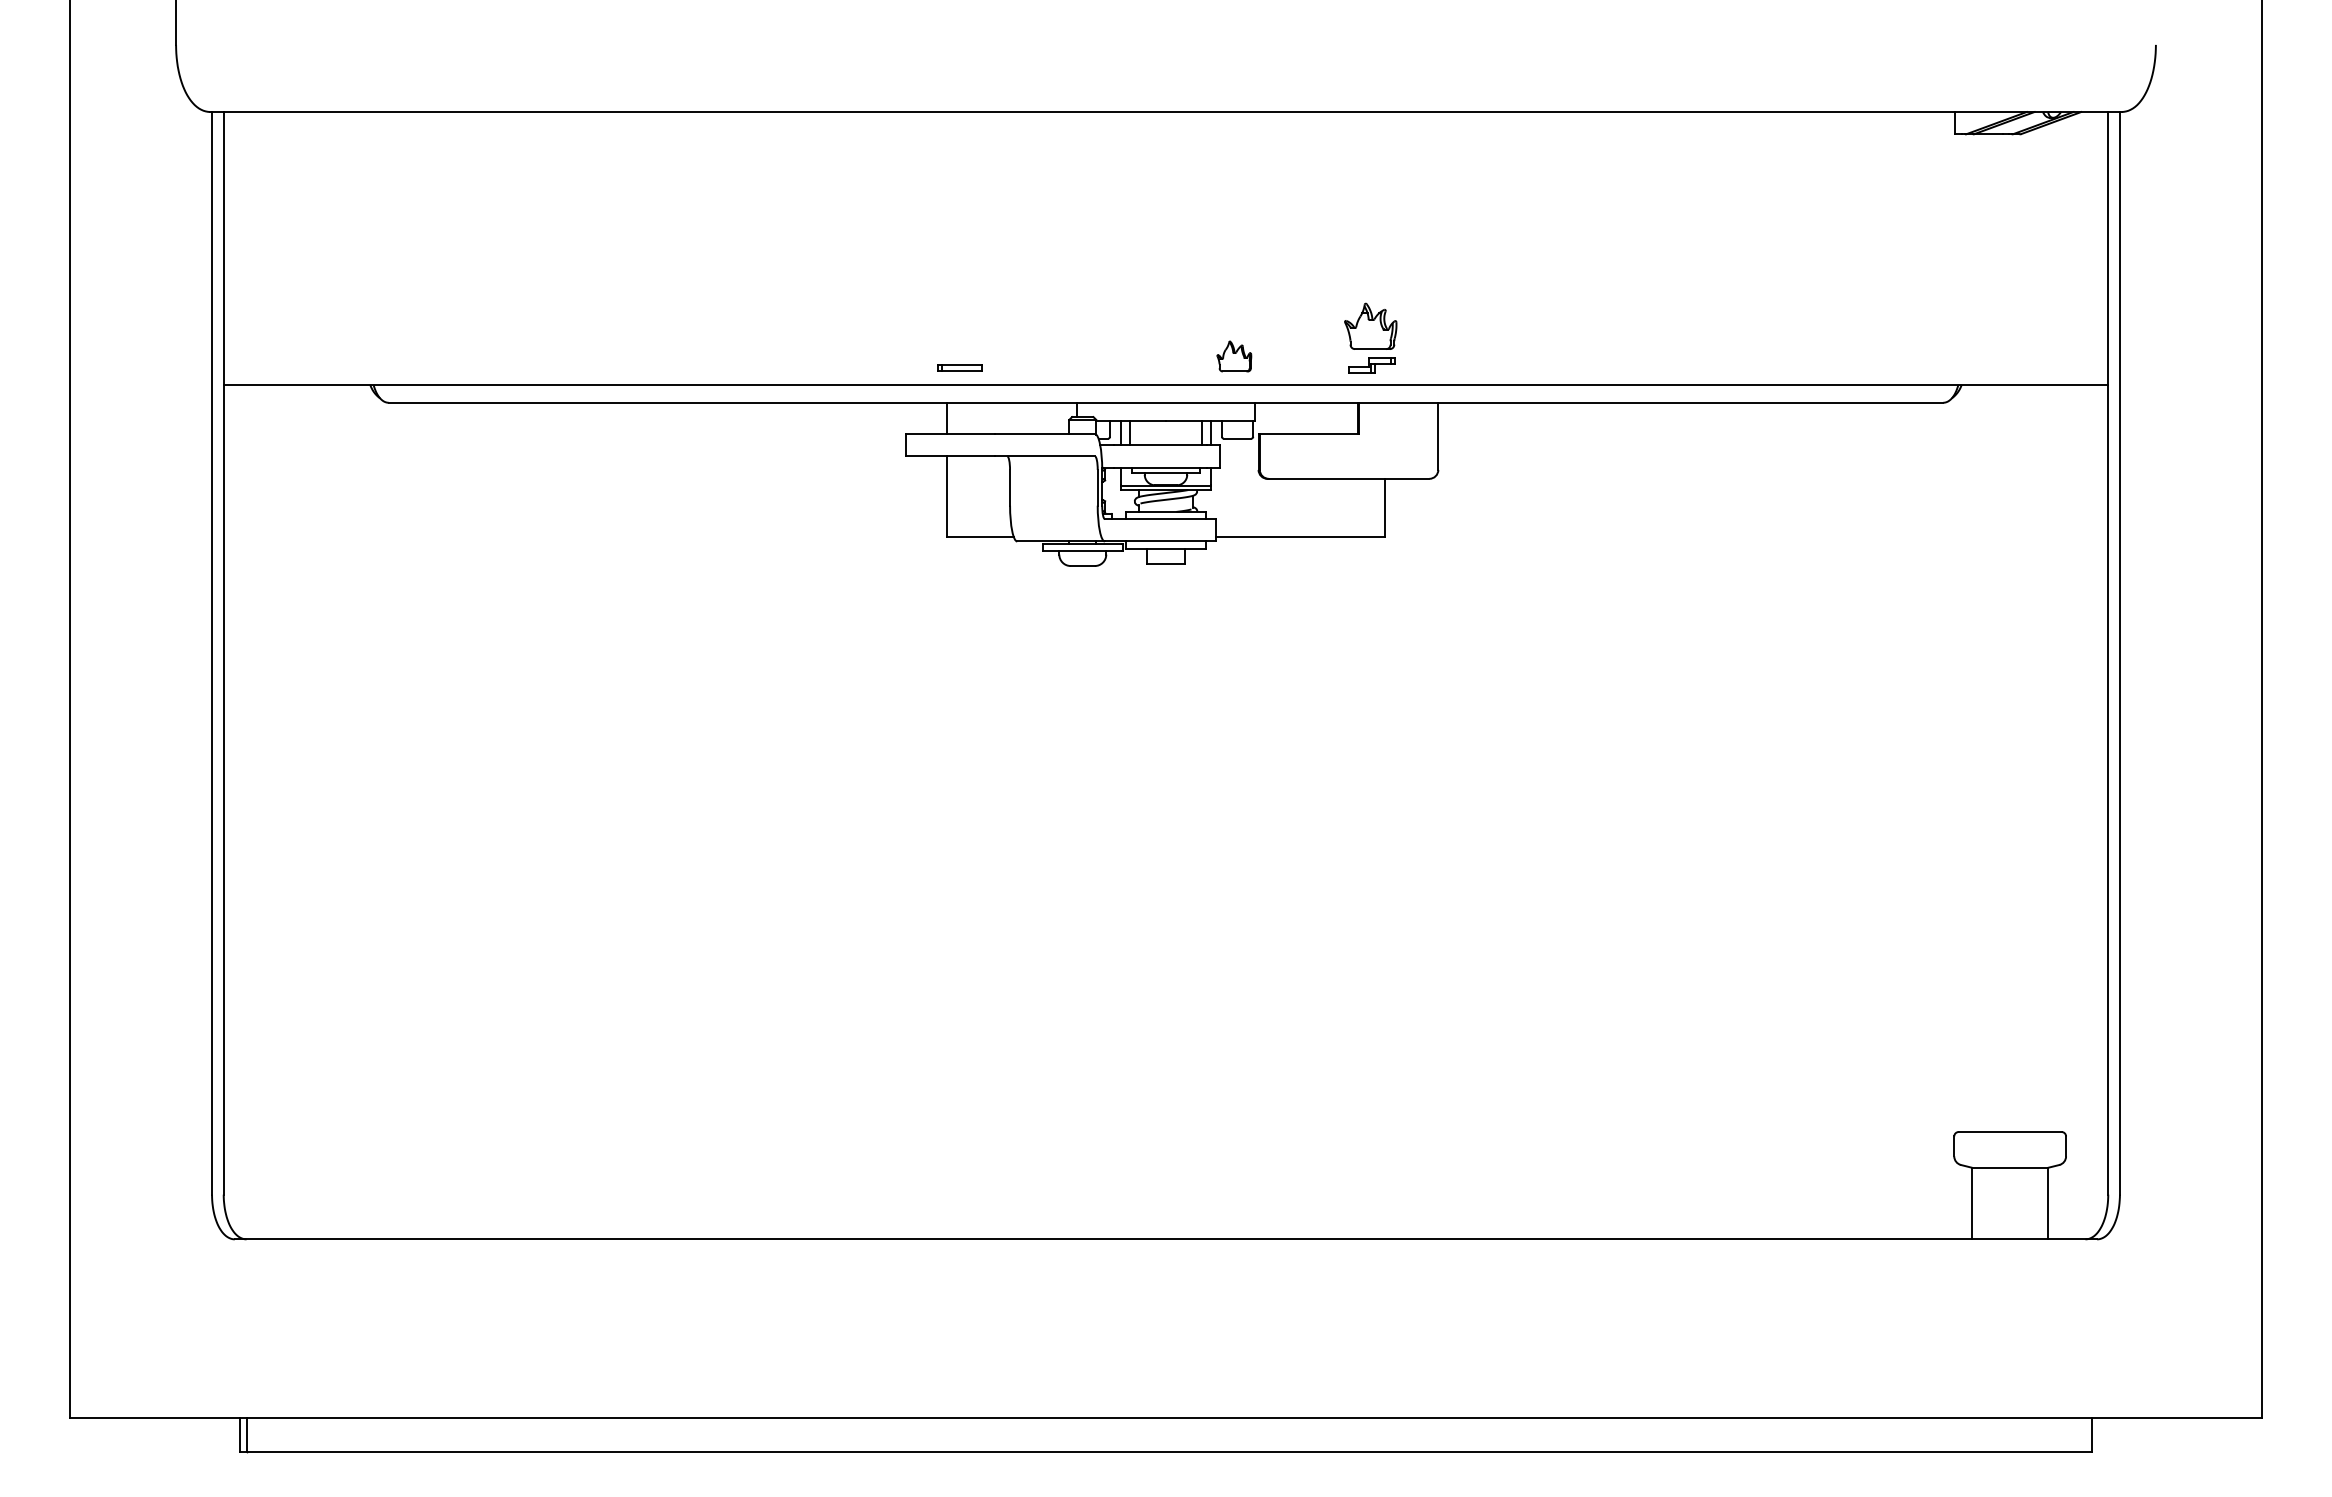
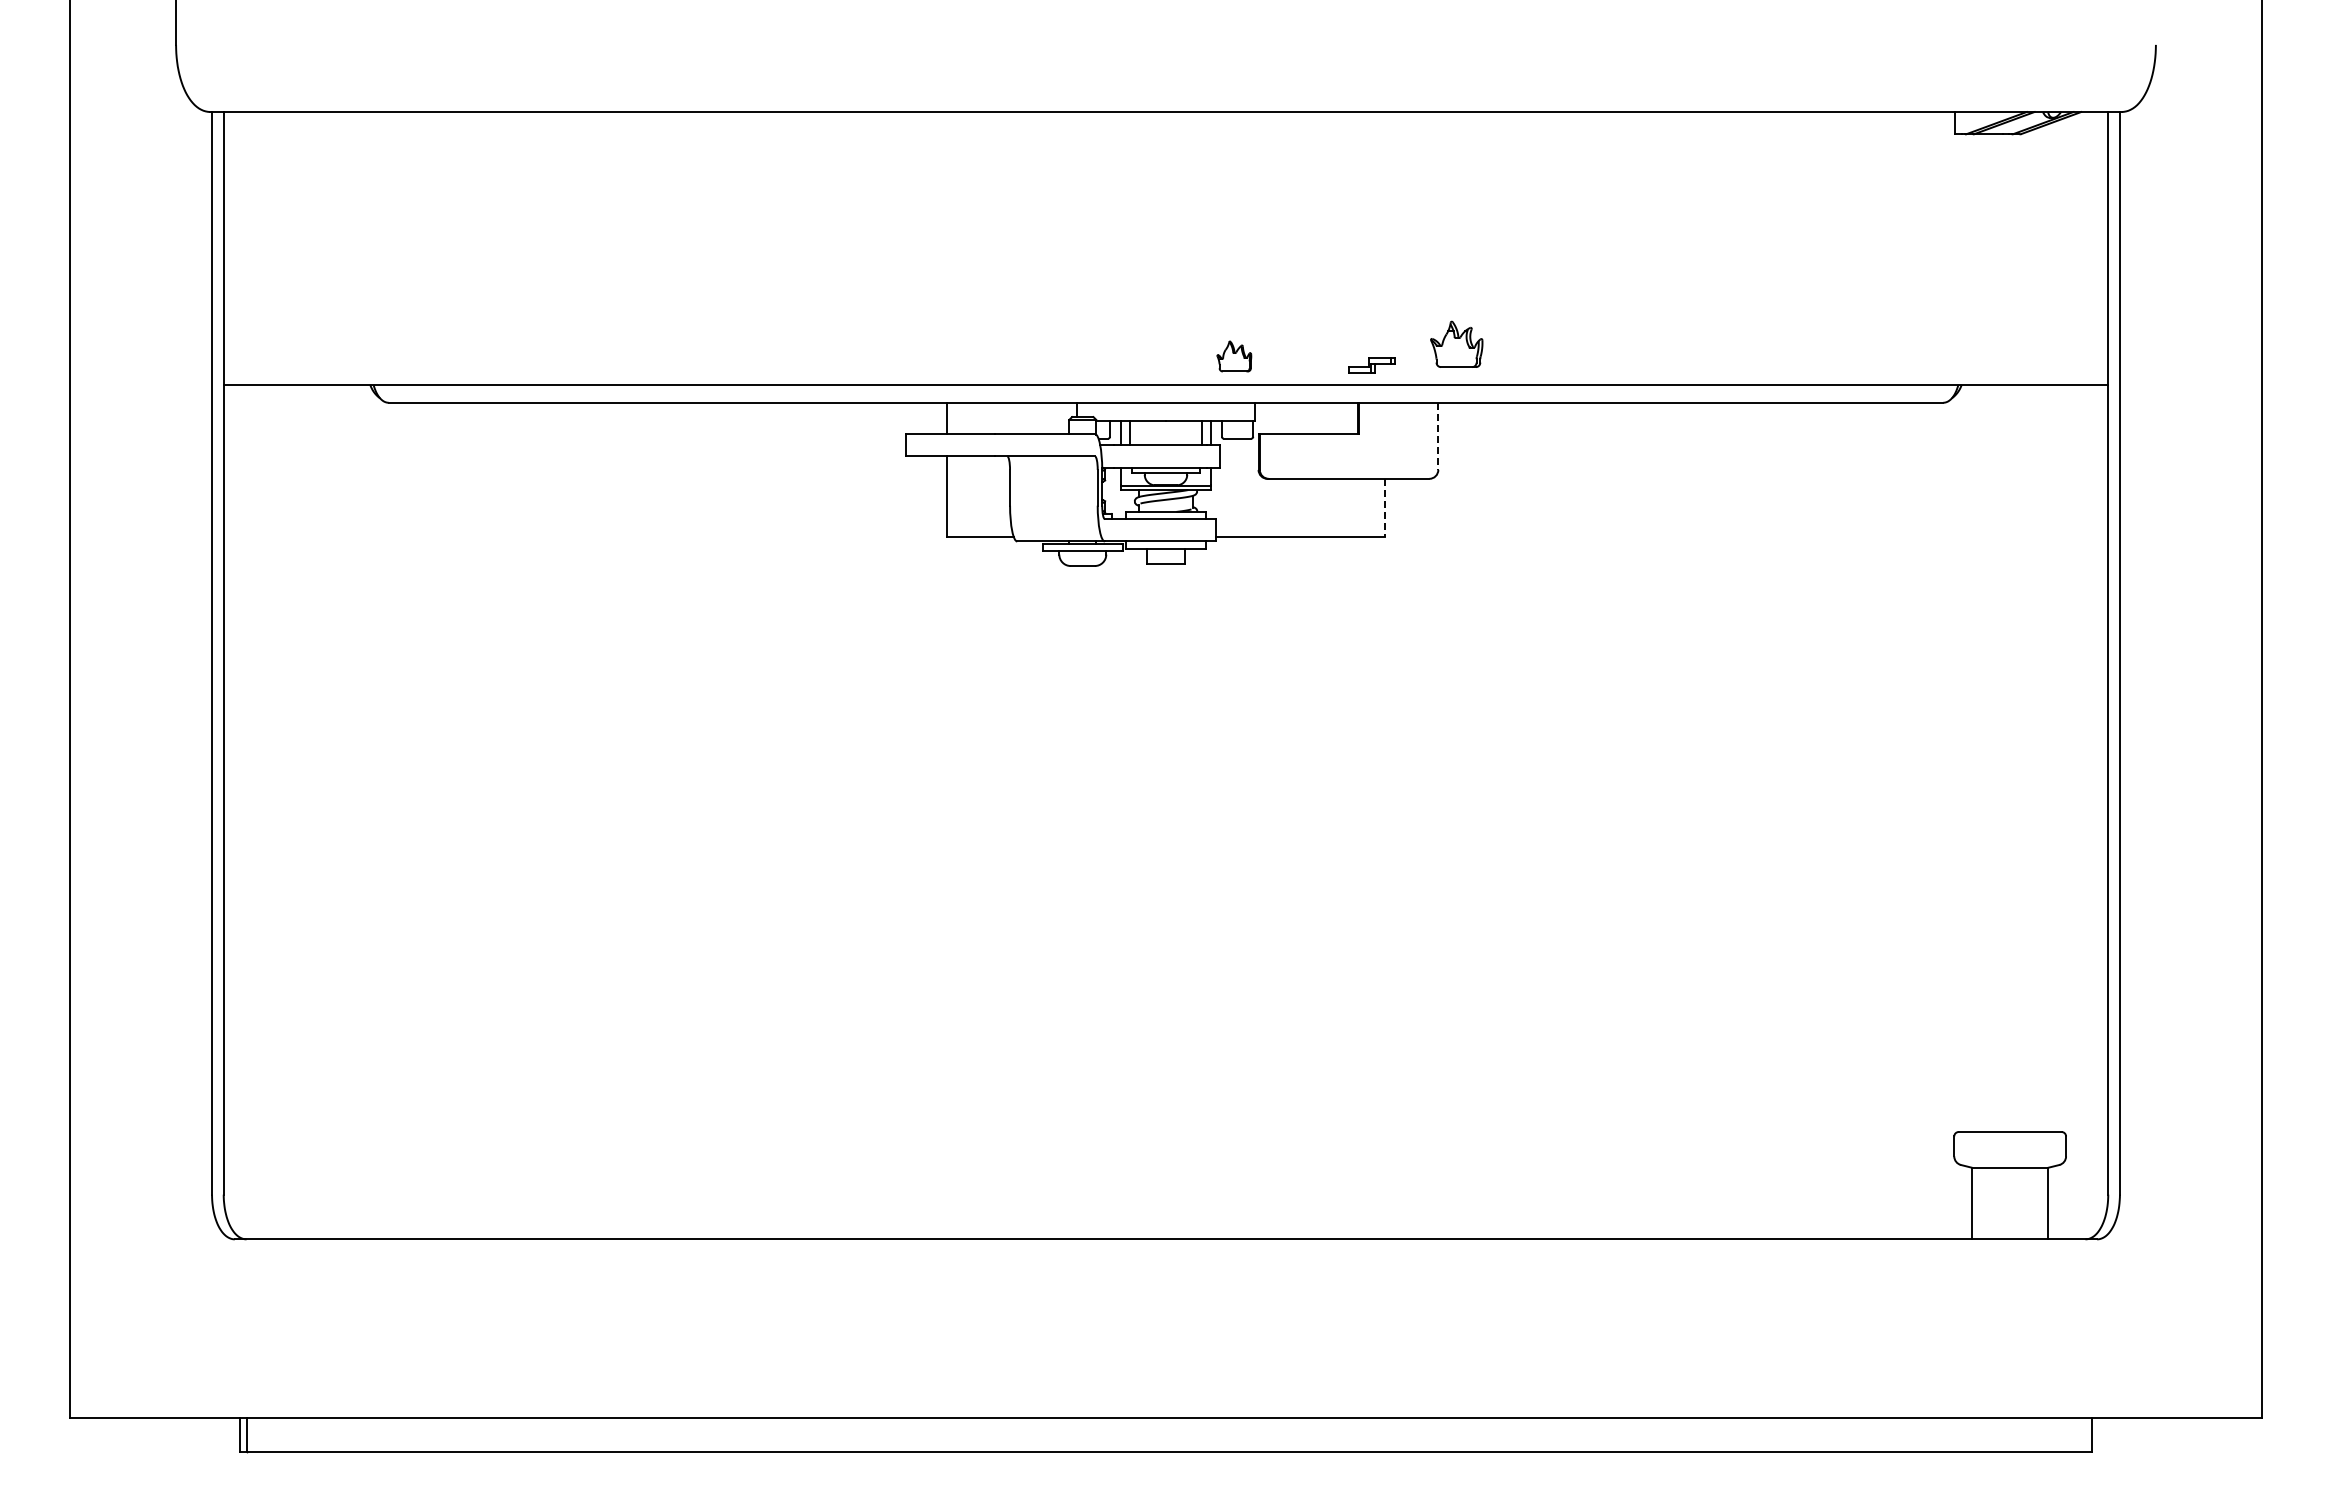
part position: (1370, 325) -> (1456, 343) (1456, 343)
part: present -> none (959, 367)
line: solid -> dashed (1438, 436)
line: solid -> dashed (1385, 508)
